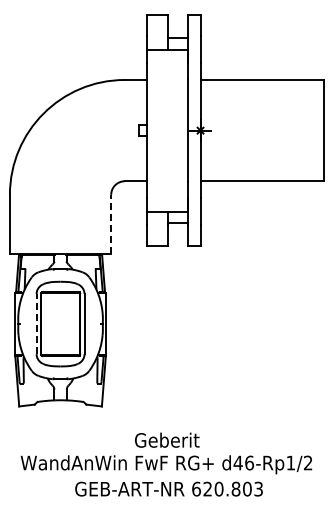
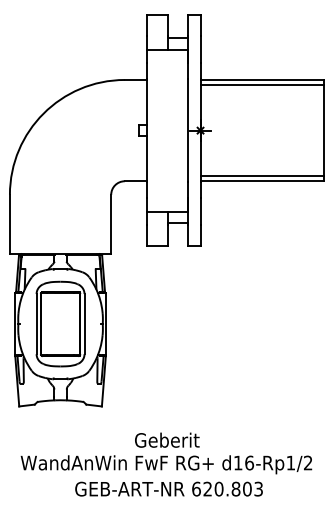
line: none -> present (262, 84)
line: none -> present (262, 176)
line: dashed -> solid (111, 224)
line: dashed -> solid (36, 323)
text: d46-Rp1/2 -> d16-Rp1/2 (237, 462)
